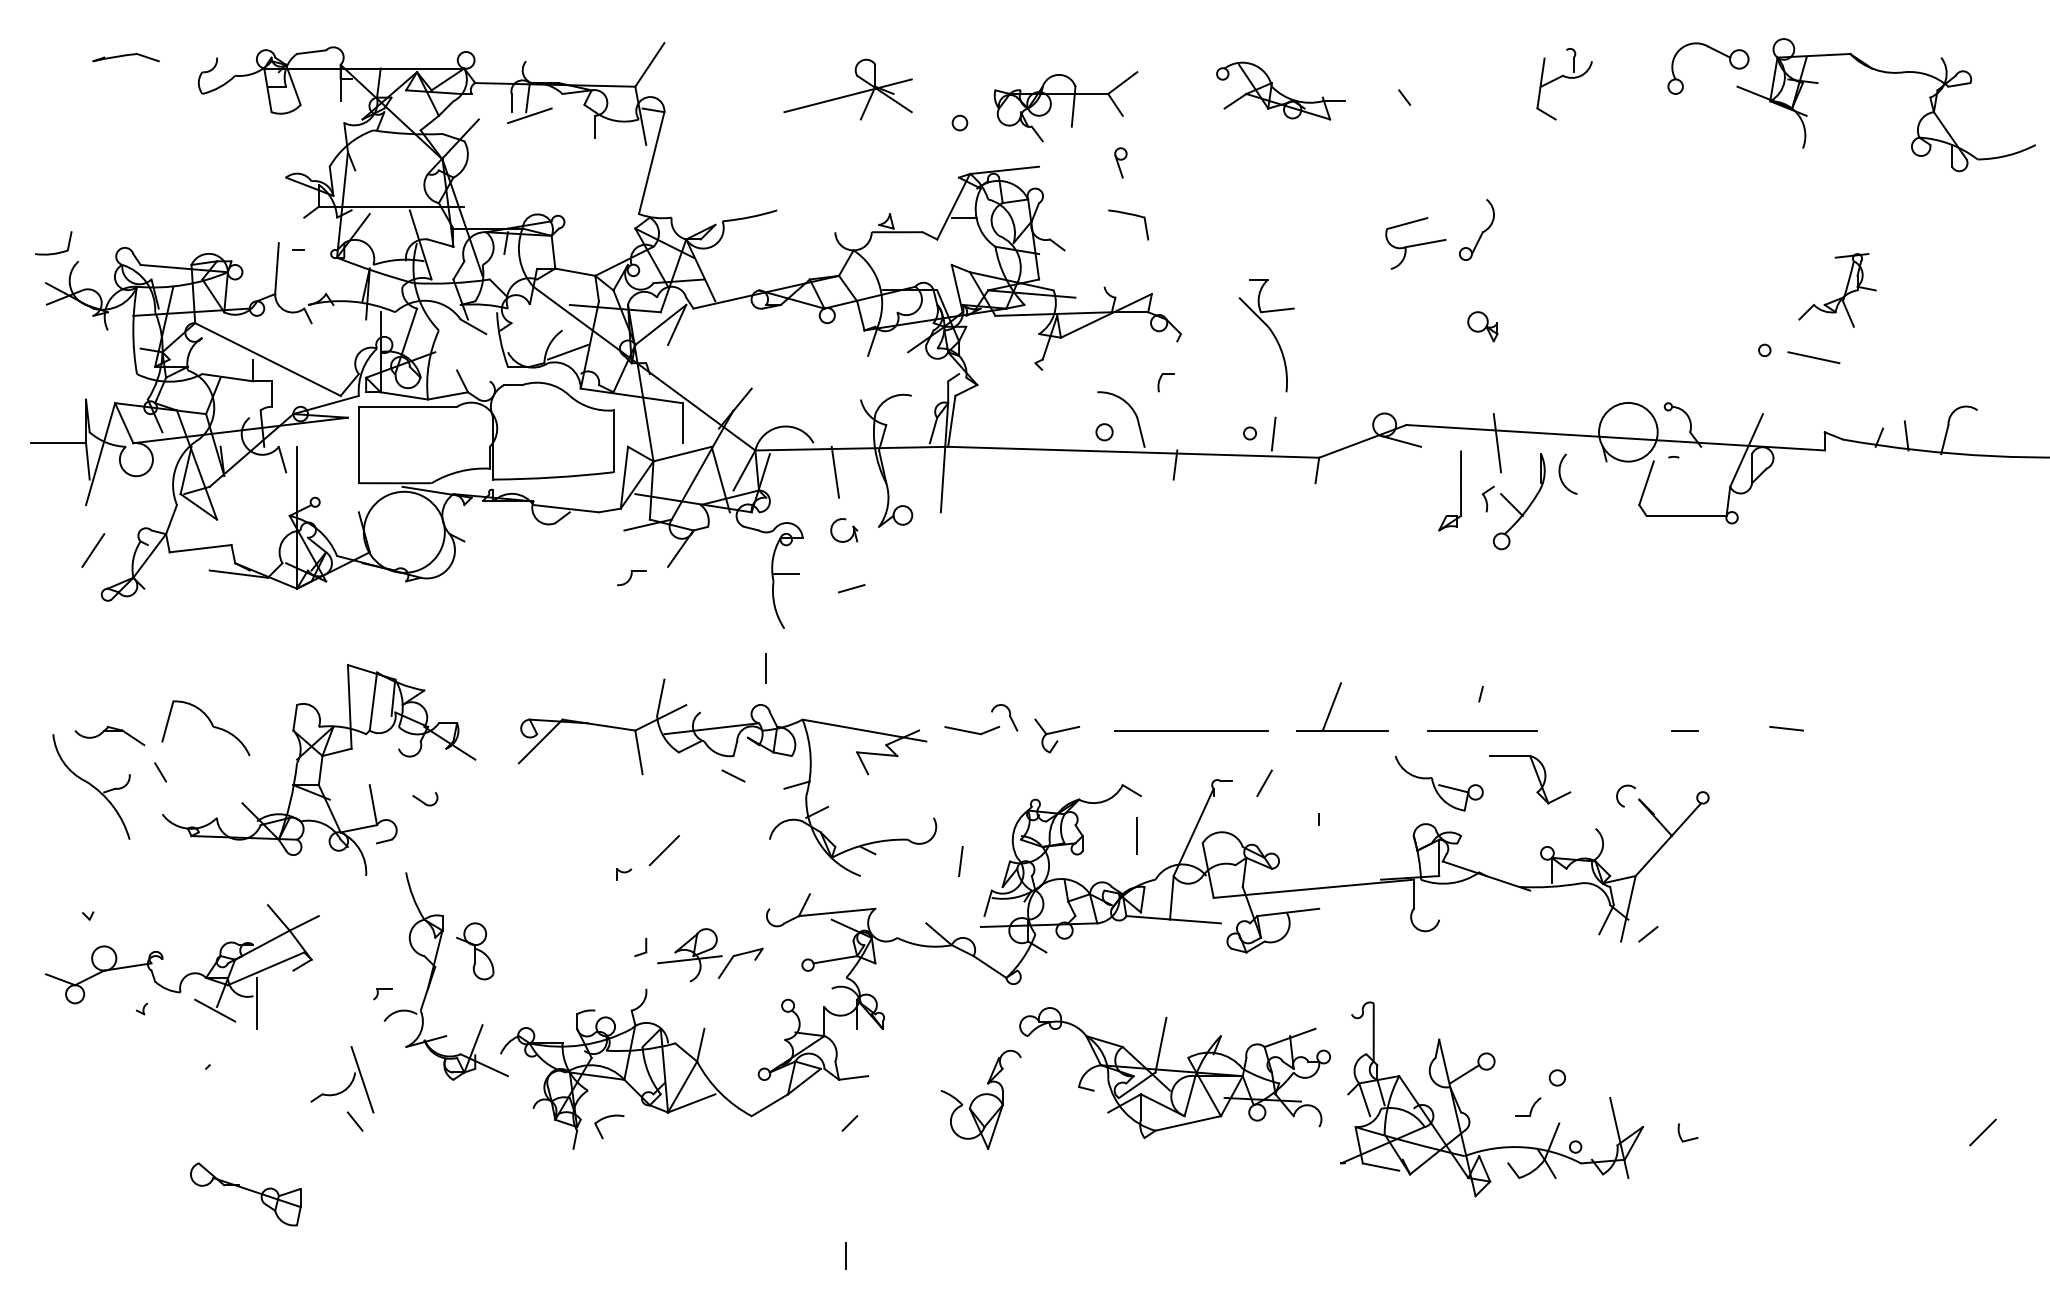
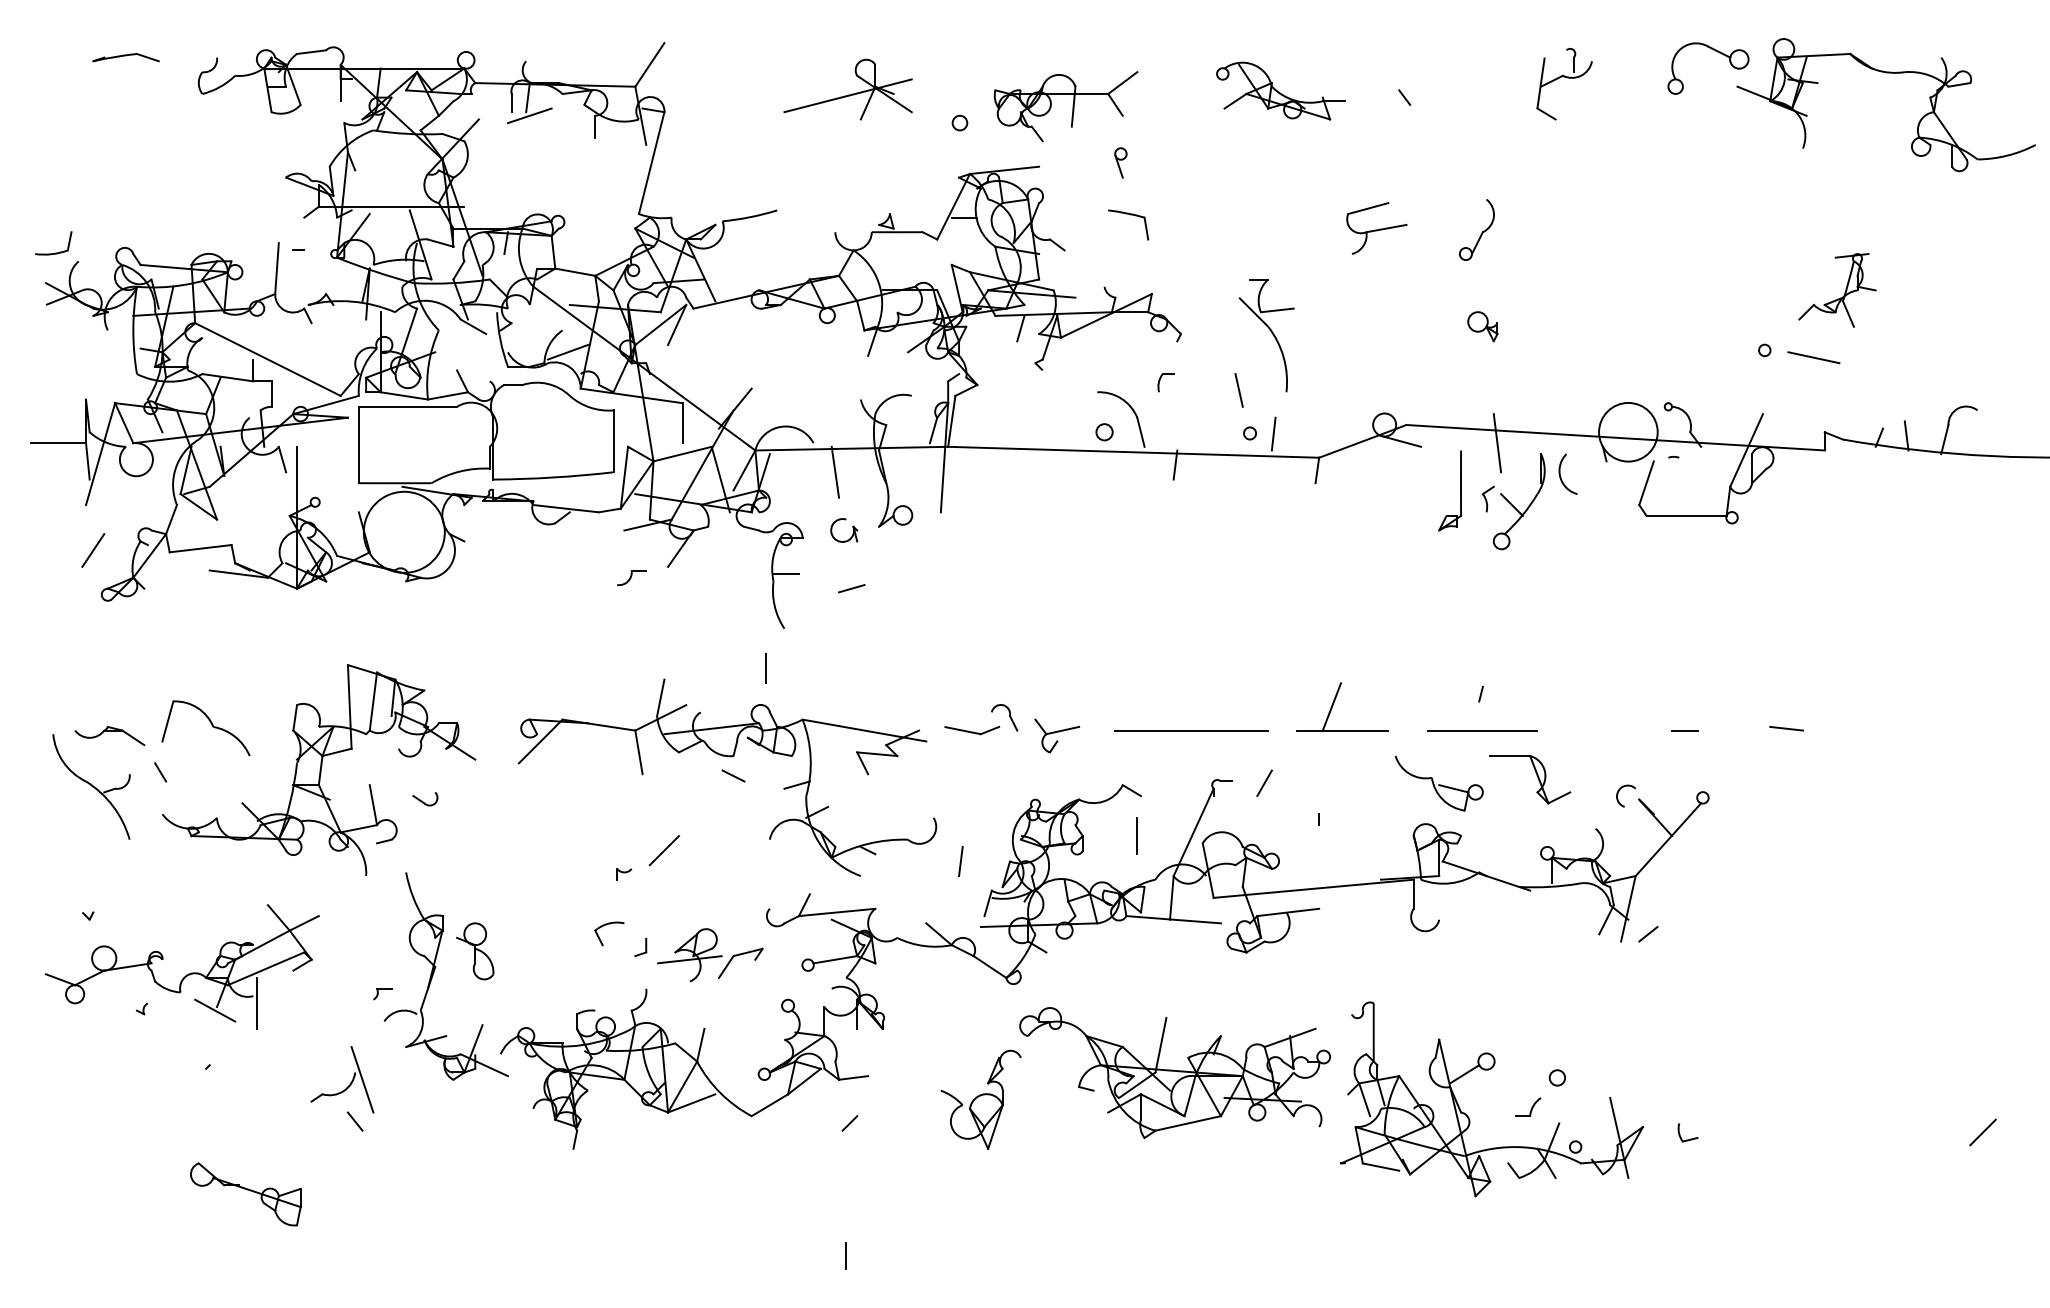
part position: (1415, 243) -> (1376, 228) (1376, 228)
line: none -> present (1020, 328)
line: none -> present (1238, 390)
part position: (606, 1118) -> (606, 925) (606, 925)
